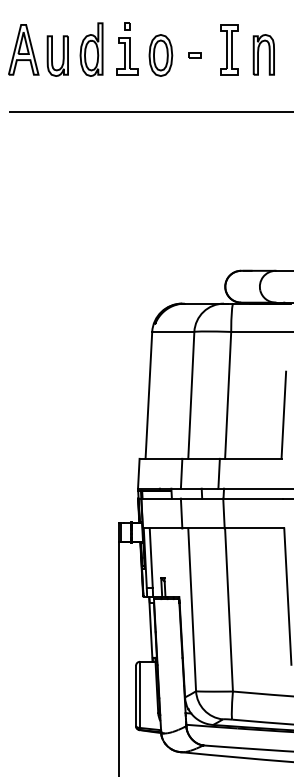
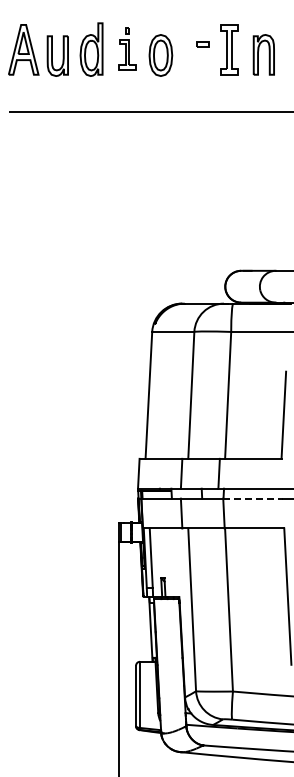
part size: 23x54 px -> 19x44 px (127, 48)
part position: (194, 55) -> (202, 44) (202, 44)
line: solid -> dashed (252, 498)
